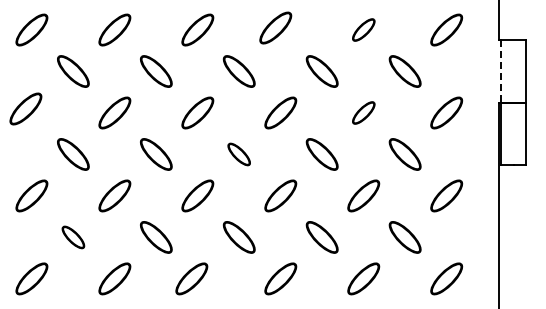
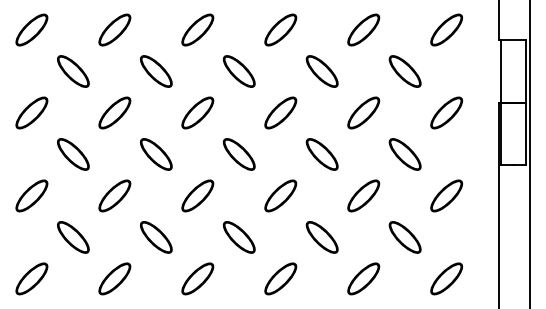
part position: (275, 27) -> (280, 29) (280, 29)
part size: 24x24 px -> 34x34 px (363, 29)
line: dashed -> solid (501, 72)
part position: (25, 108) -> (31, 112) (31, 112)
part size: 24x24 px -> 34x34 px (363, 112)
line: none -> present (529, 153)
part size: 24x25 px -> 34x33 px (238, 154)
part size: 25x25 px -> 33x33 px (73, 237)
part position: (191, 278) -> (197, 278) (197, 278)
